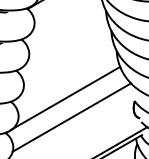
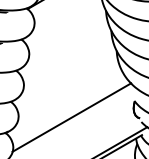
line: present -> none (65, 98)
